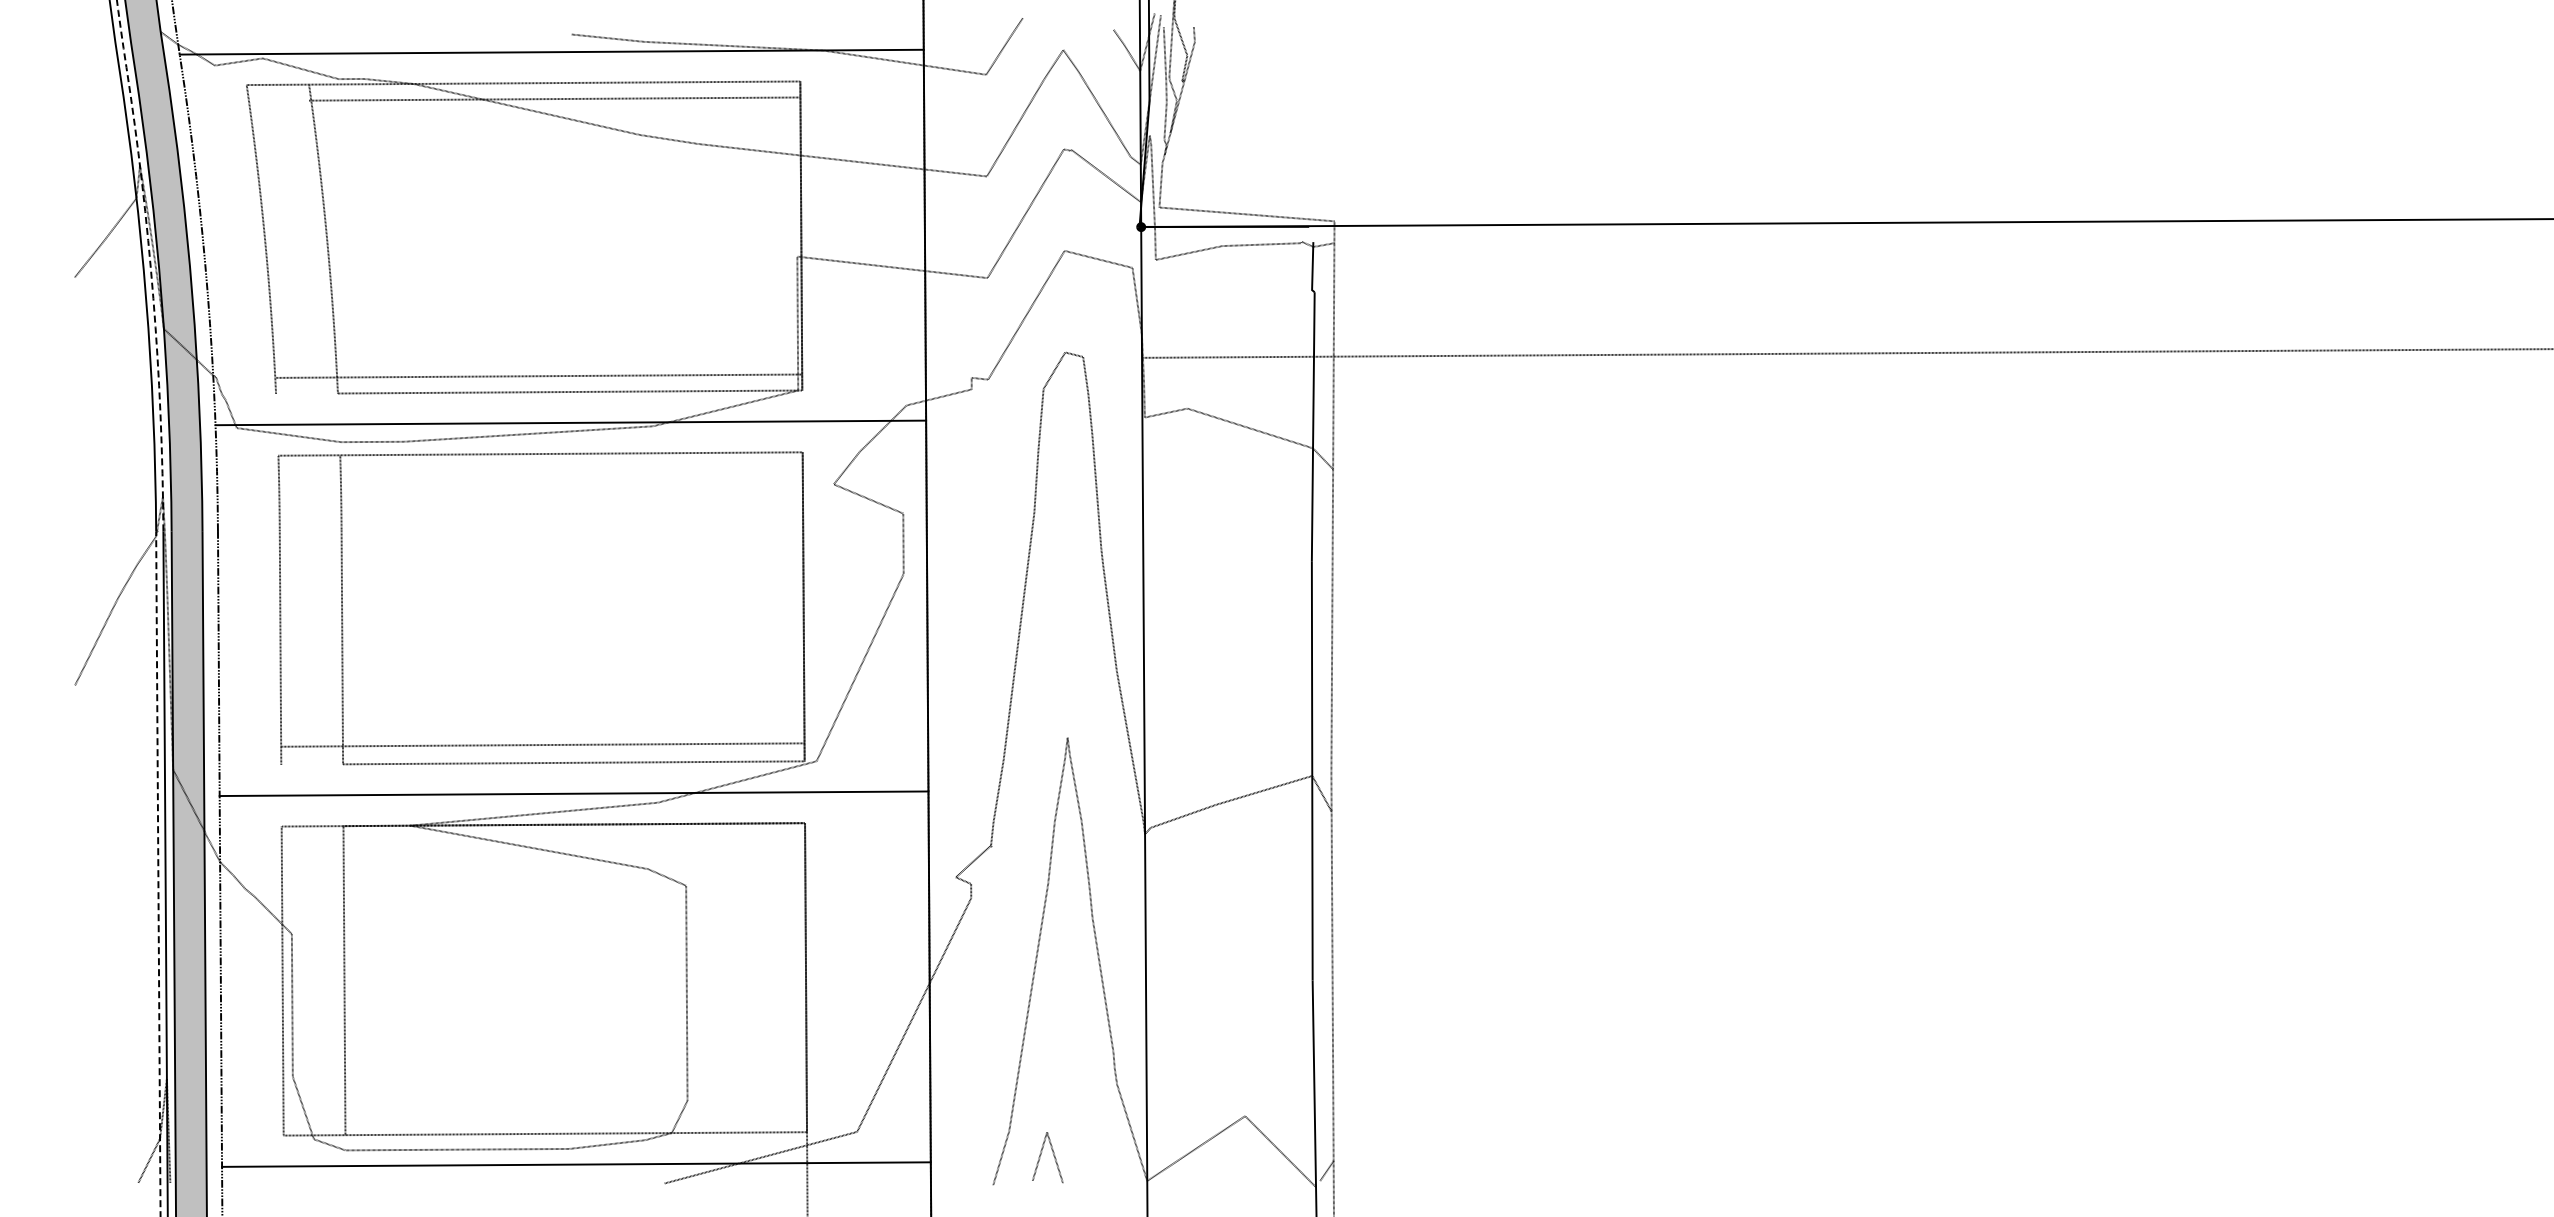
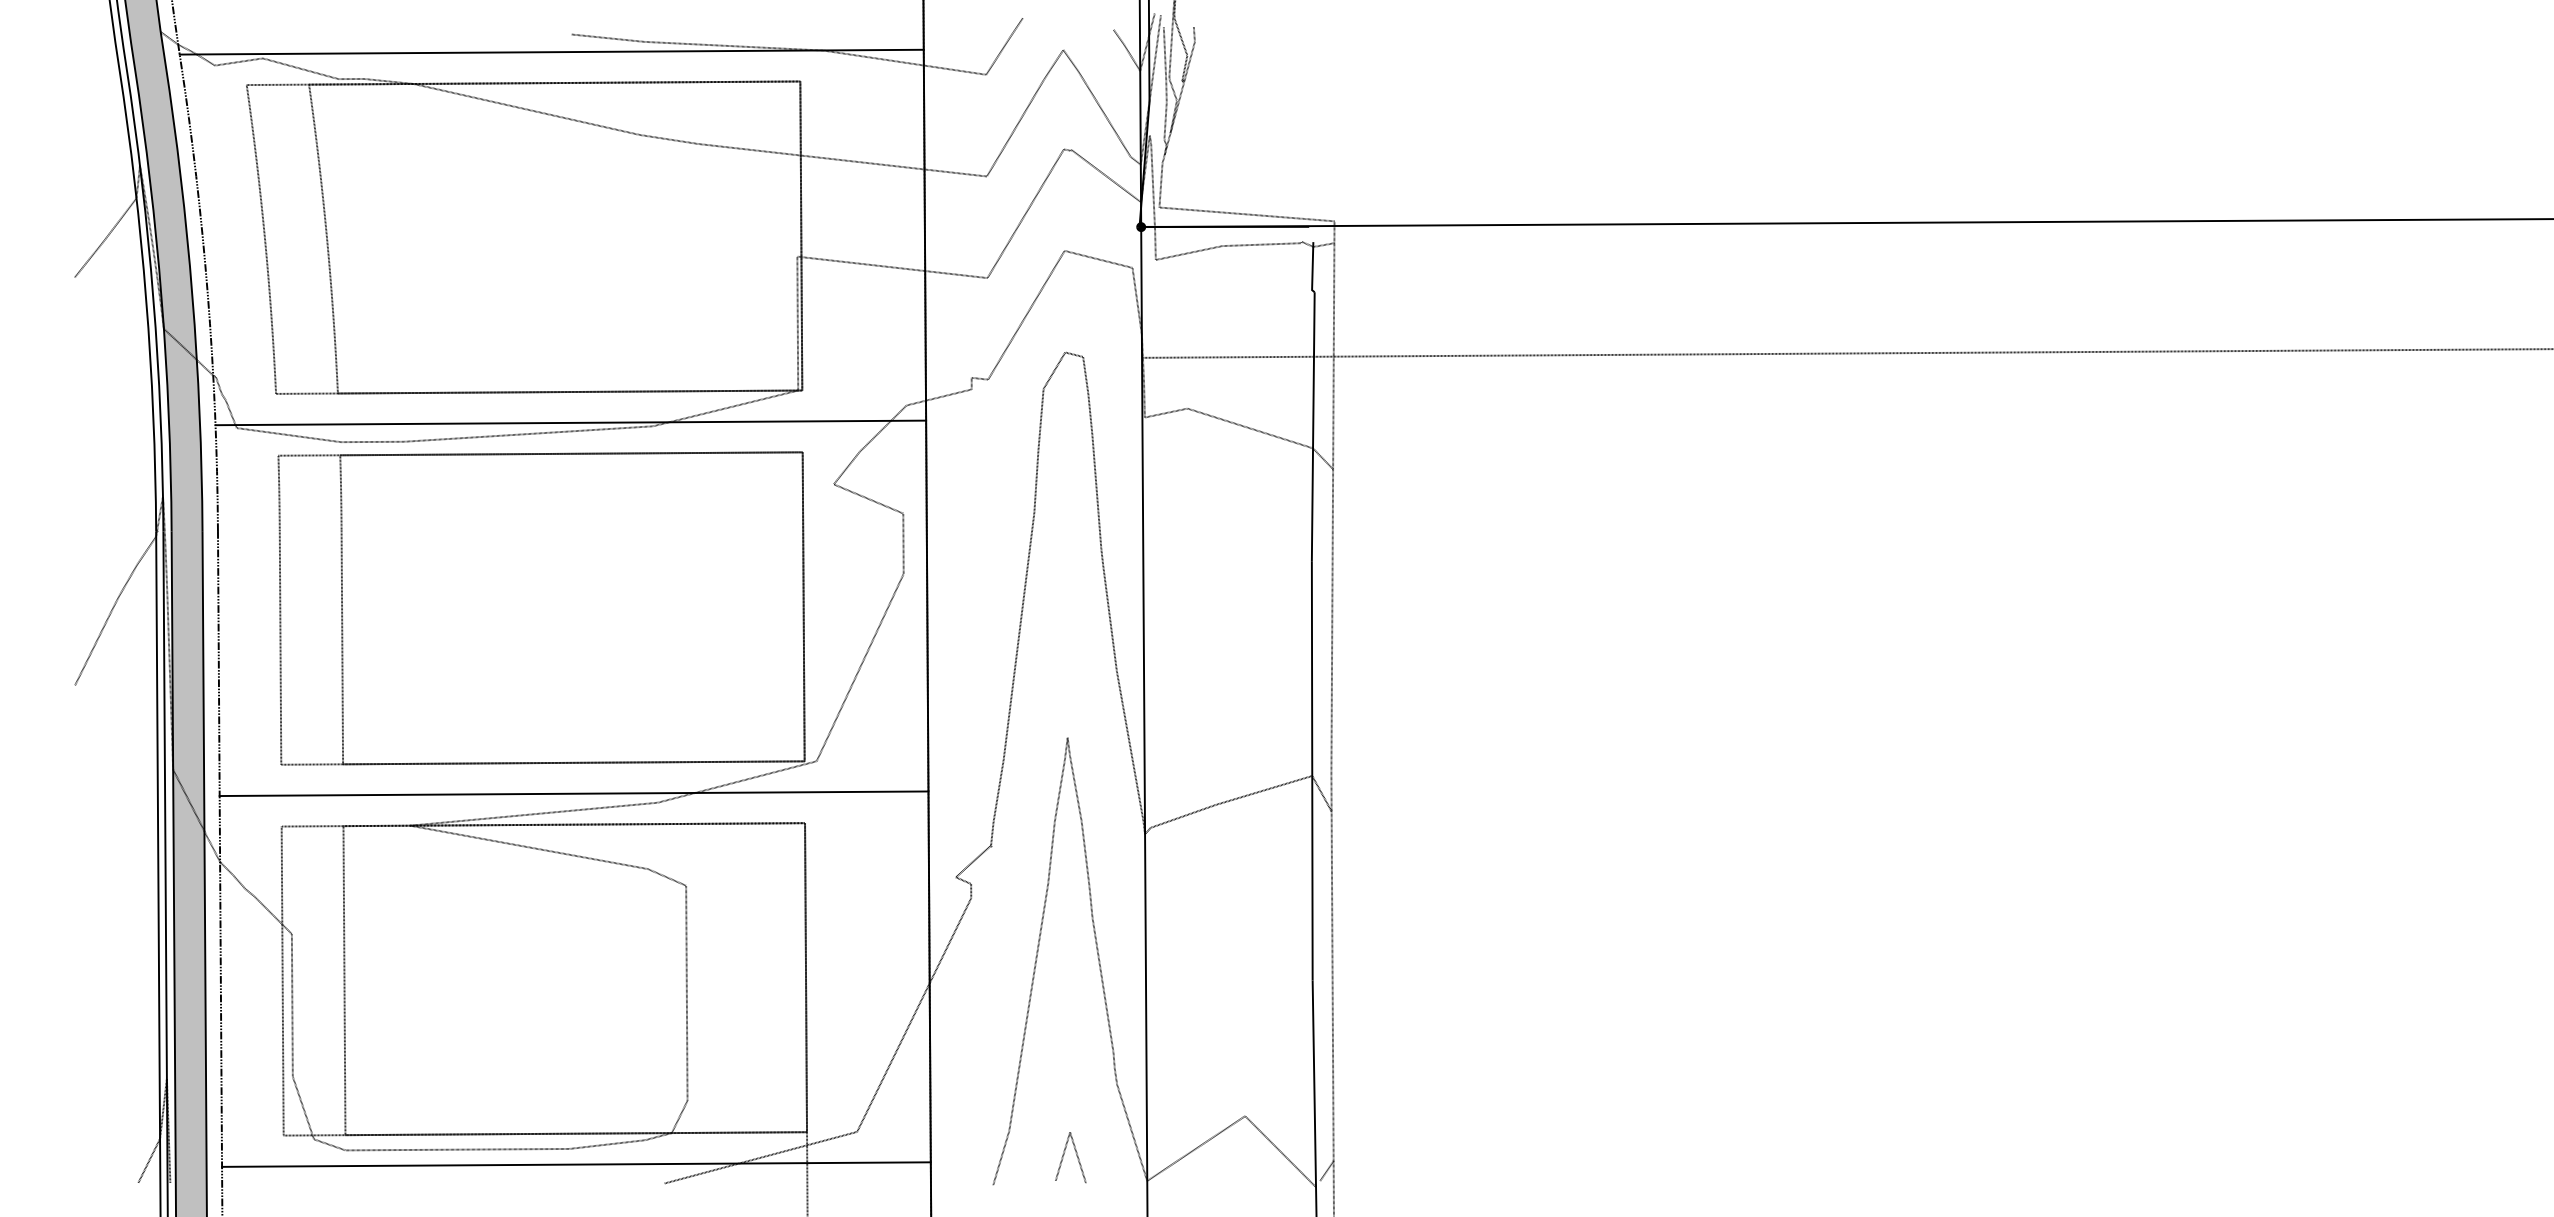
line position: (554, 98) -> (554, 82) (554, 82)
line: dashed -> solid (150, 265)
line position: (539, 375) -> (539, 391) (539, 391)
line: none -> present (571, 453)
line position: (542, 744) -> (542, 762) (542, 762)
line: dashed -> solid (158, 873)
line: none -> present (576, 1133)
line position: (1053, 1156) -> (1076, 1156) (1076, 1156)
